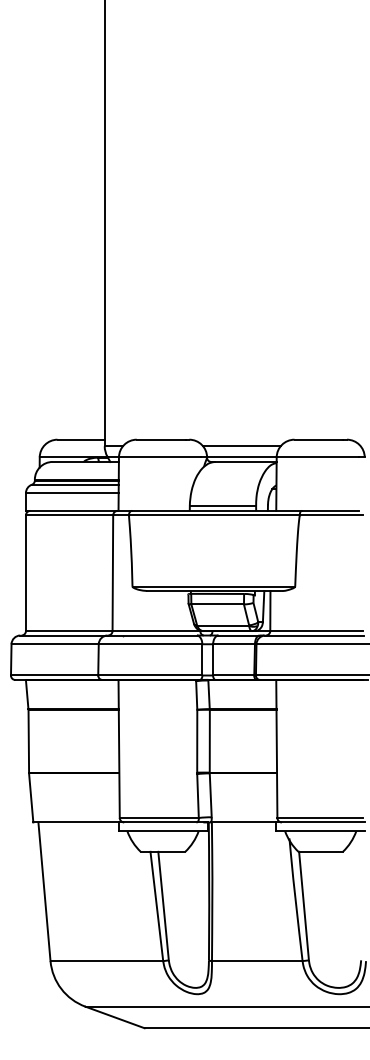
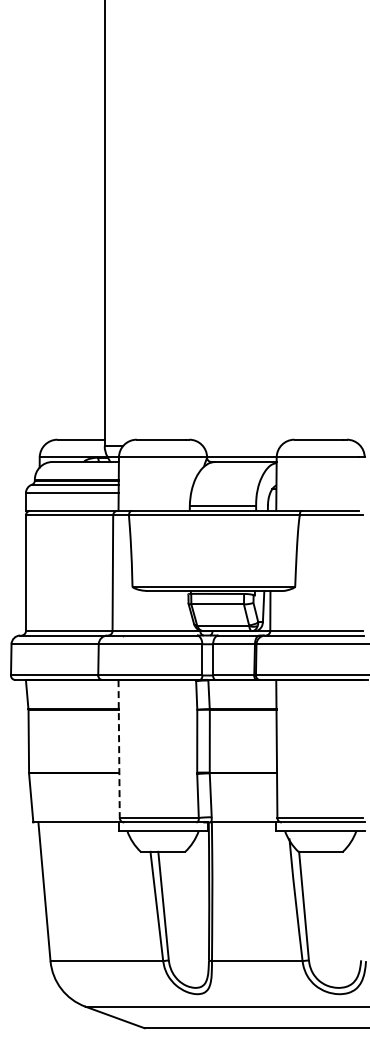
line: present -> none (241, 446)
line: solid -> dashed (119, 749)
